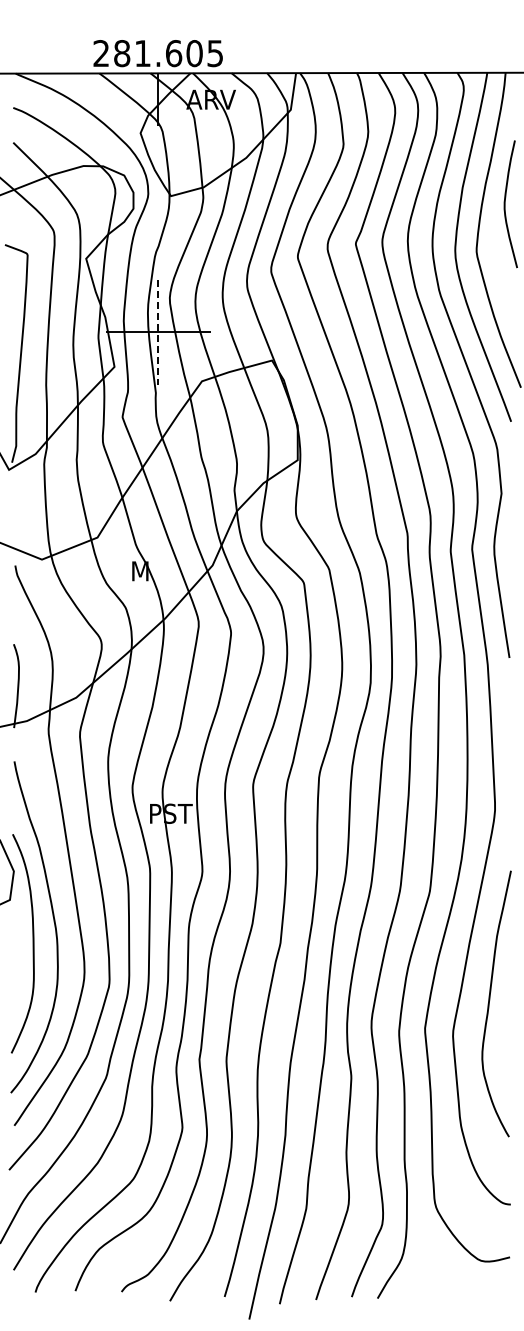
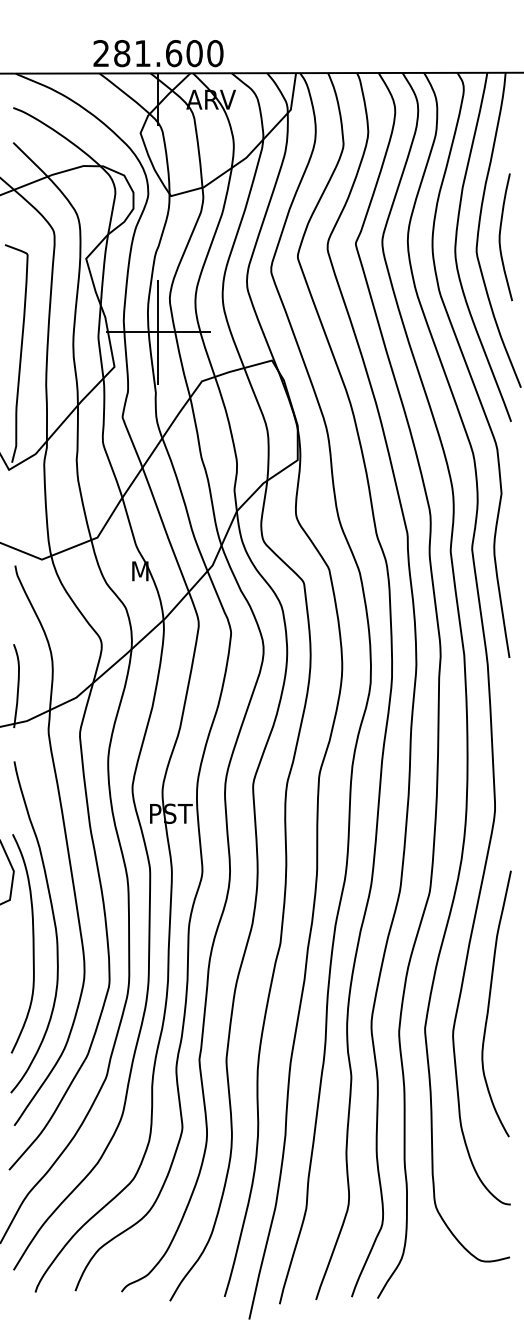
text: 281.605 -> 281.600 (215, 53)
curve position: (505, 204) -> (500, 237) (500, 237)
line: dashed -> solid (158, 332)
